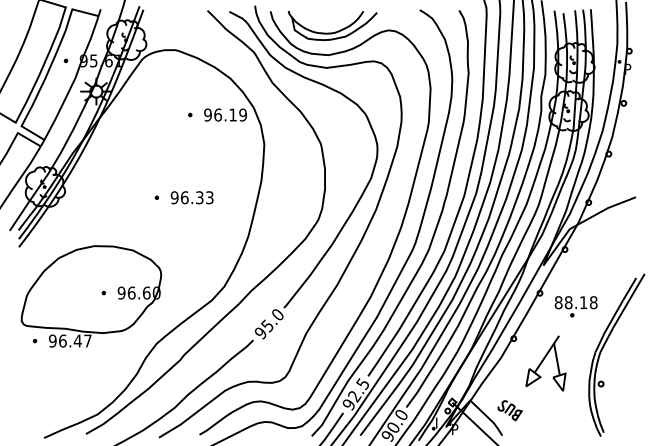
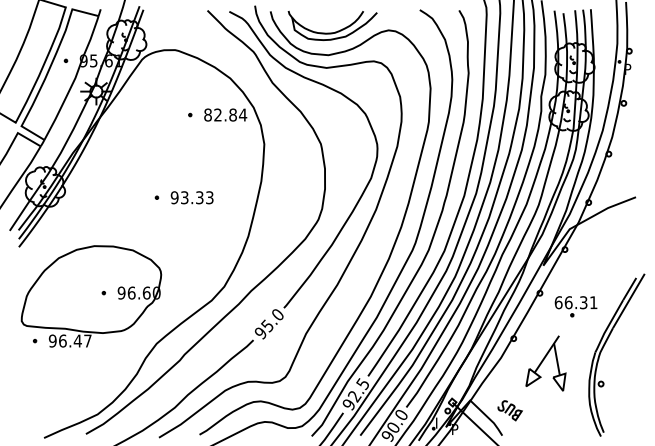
text: 96.19 -> 82.84 (225, 114)
text: 96.33 -> 93.33 (184, 197)
text: 88.18 -> 66.31 (575, 302)
